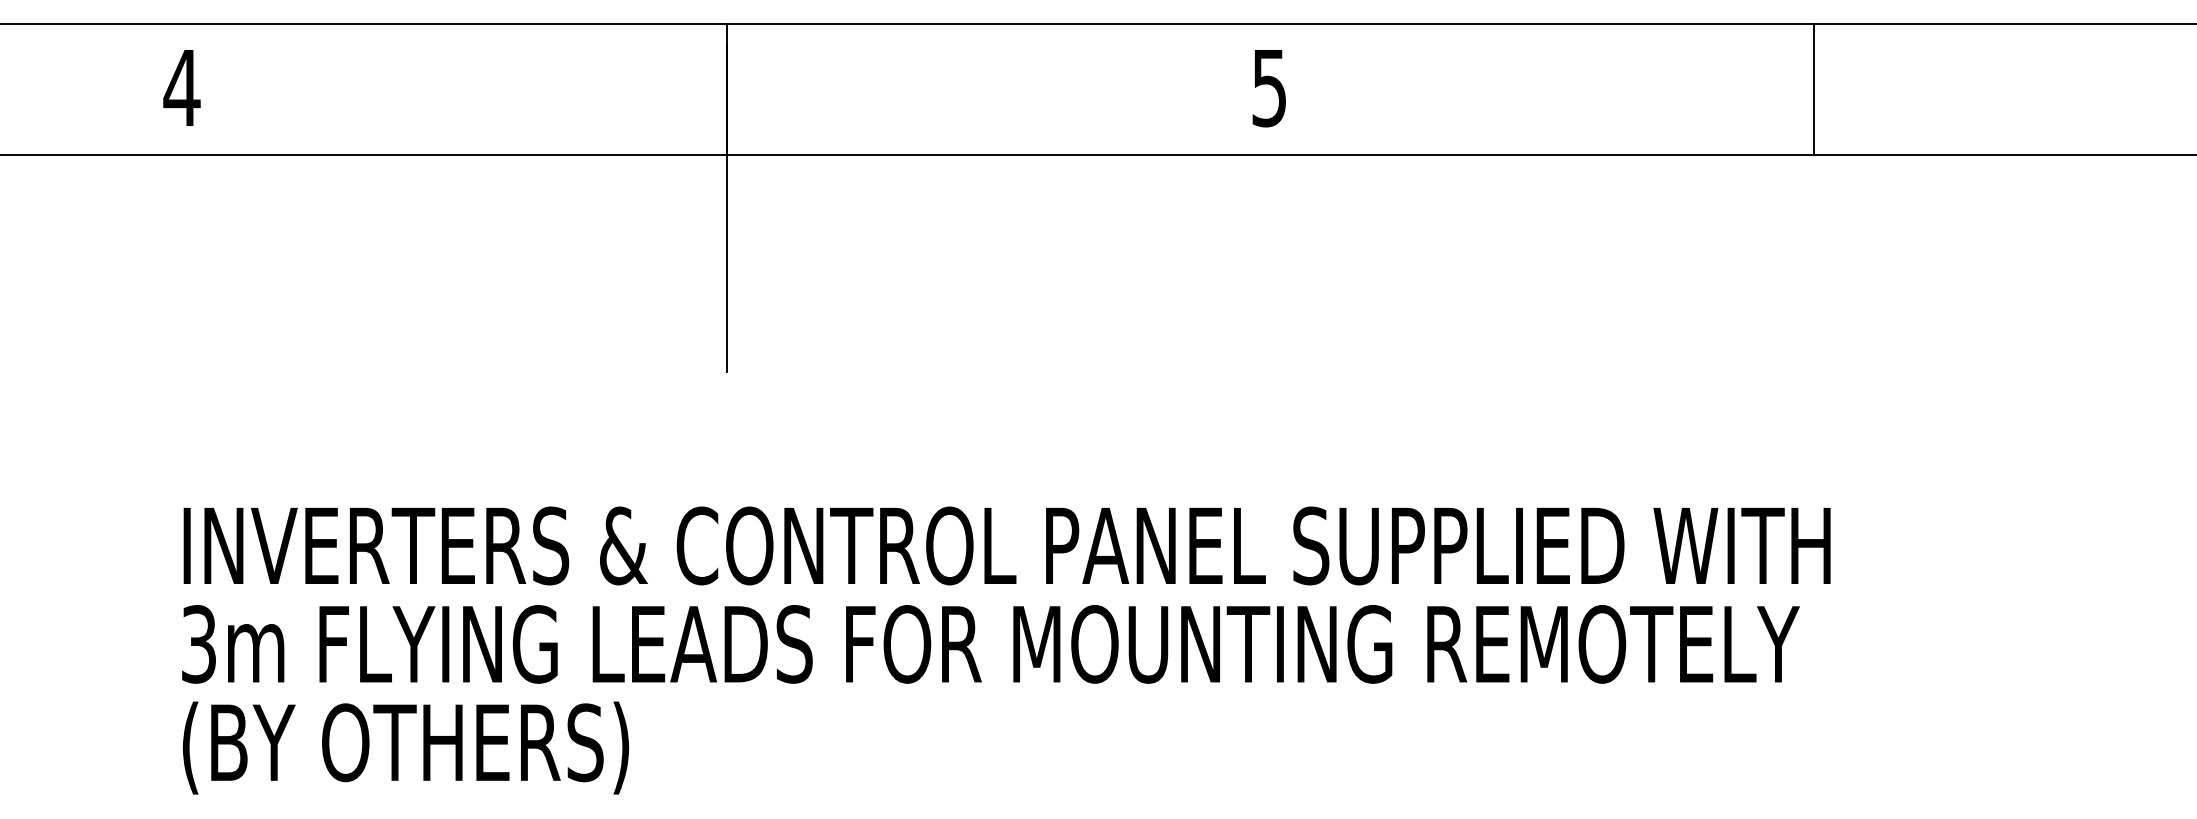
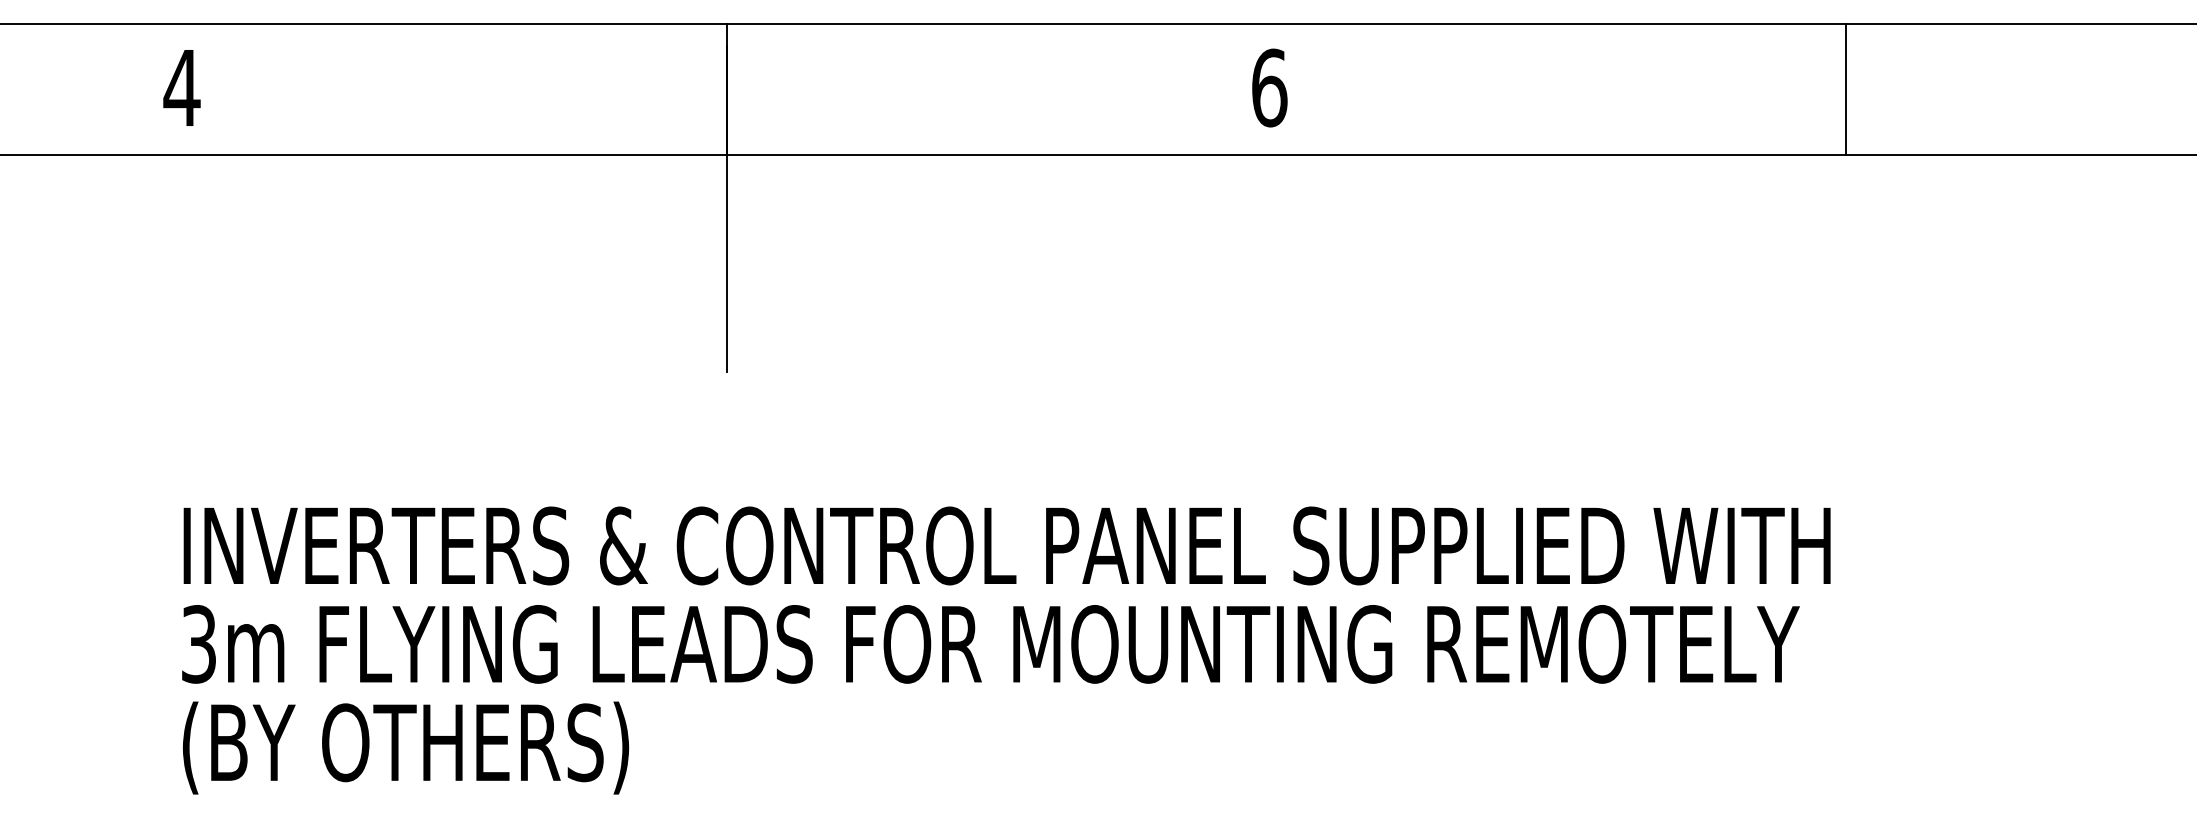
text: 5 -> 6 (1269, 87)
line position: (1814, 89) -> (1846, 89) (1846, 89)
